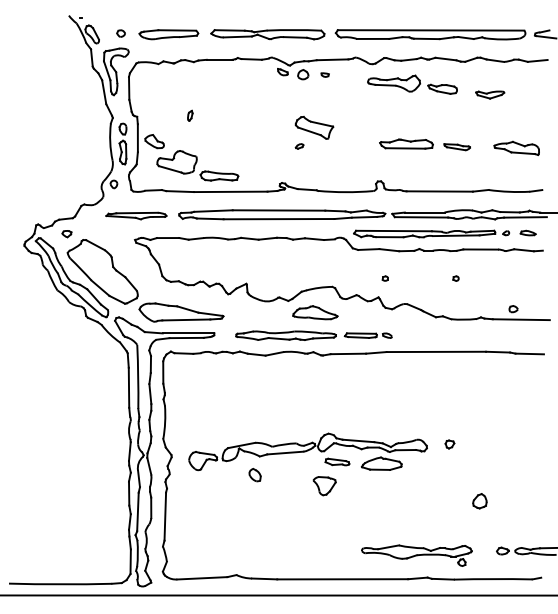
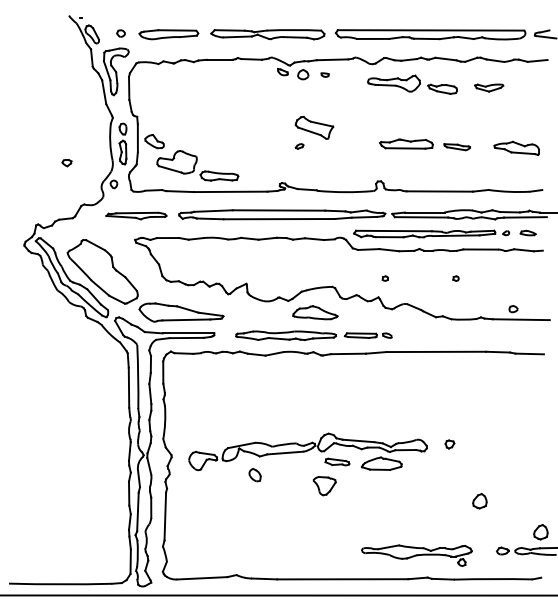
part position: (490, 94) -> (489, 87) (489, 87)
part: present -> none (190, 115)
part position: (66, 234) -> (66, 163) (66, 163)
part: none -> present (540, 532)
